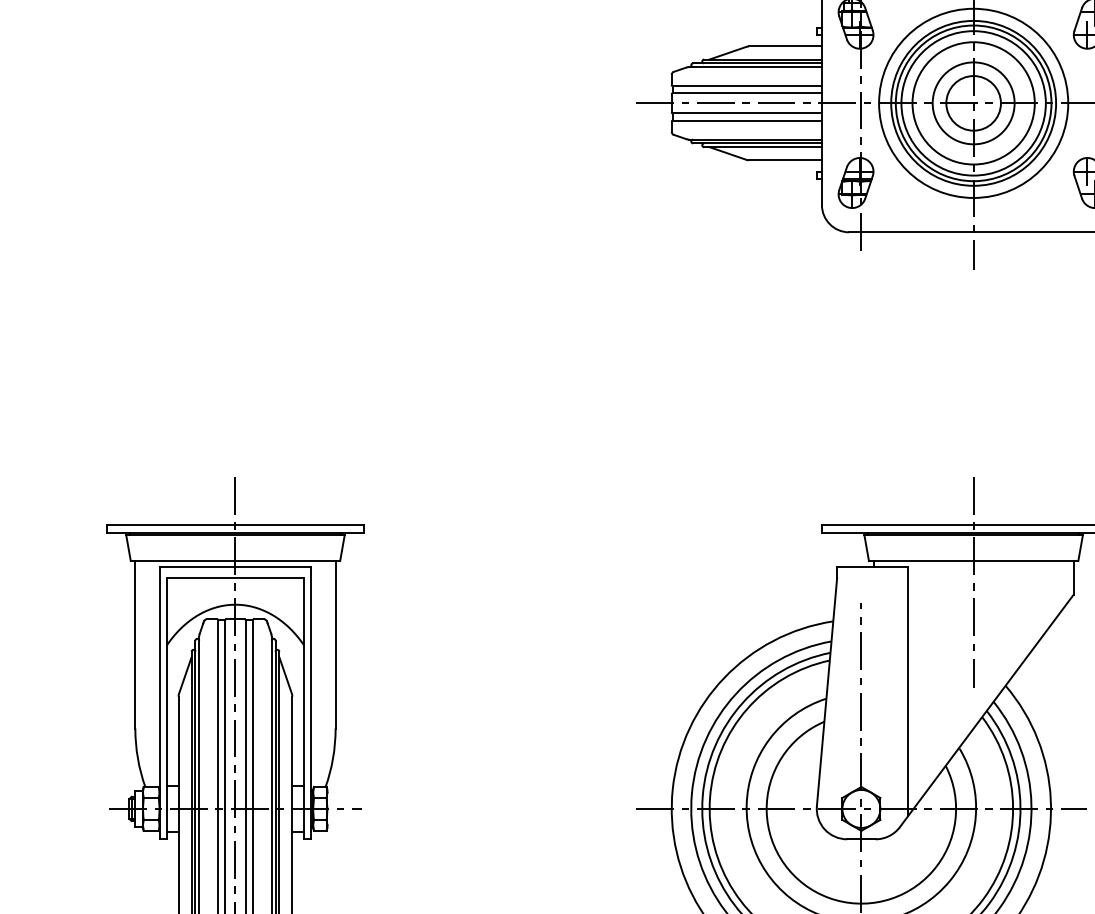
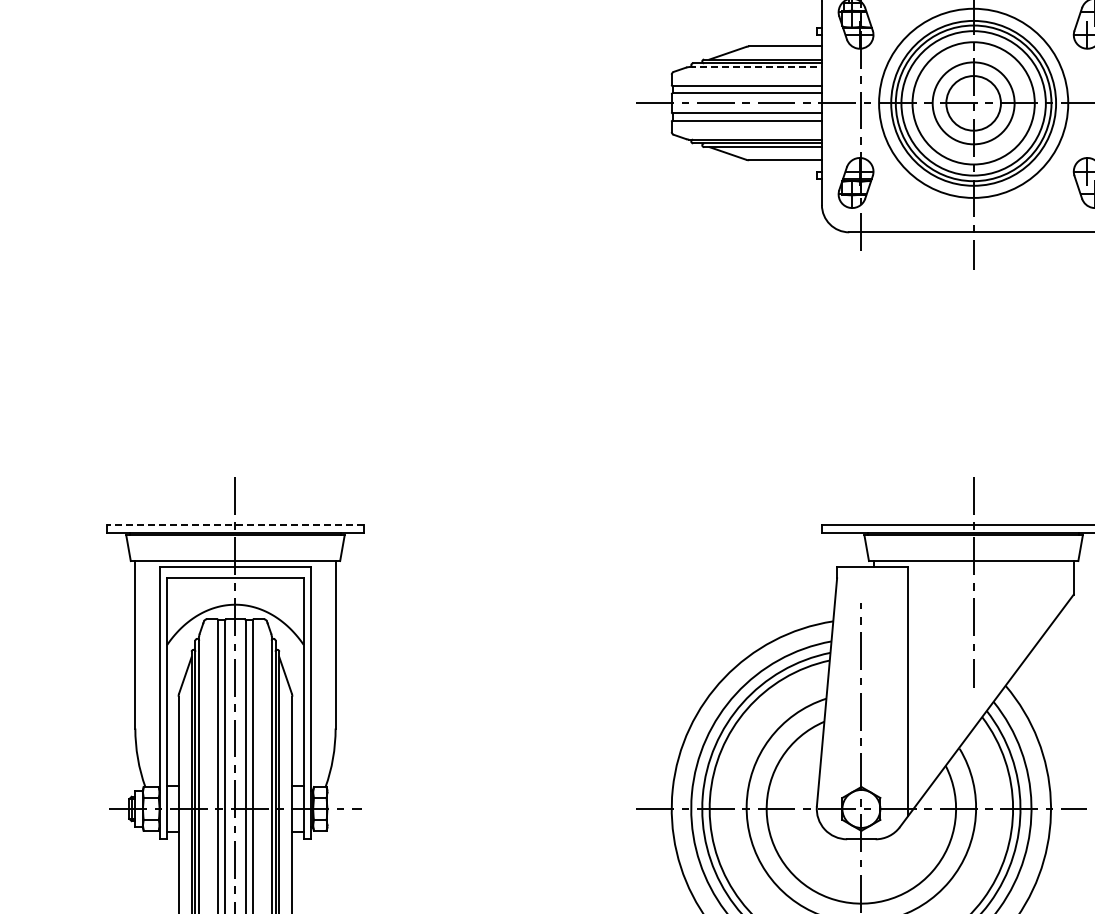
line: solid -> dashed (756, 67)
line: solid -> dashed (235, 525)
